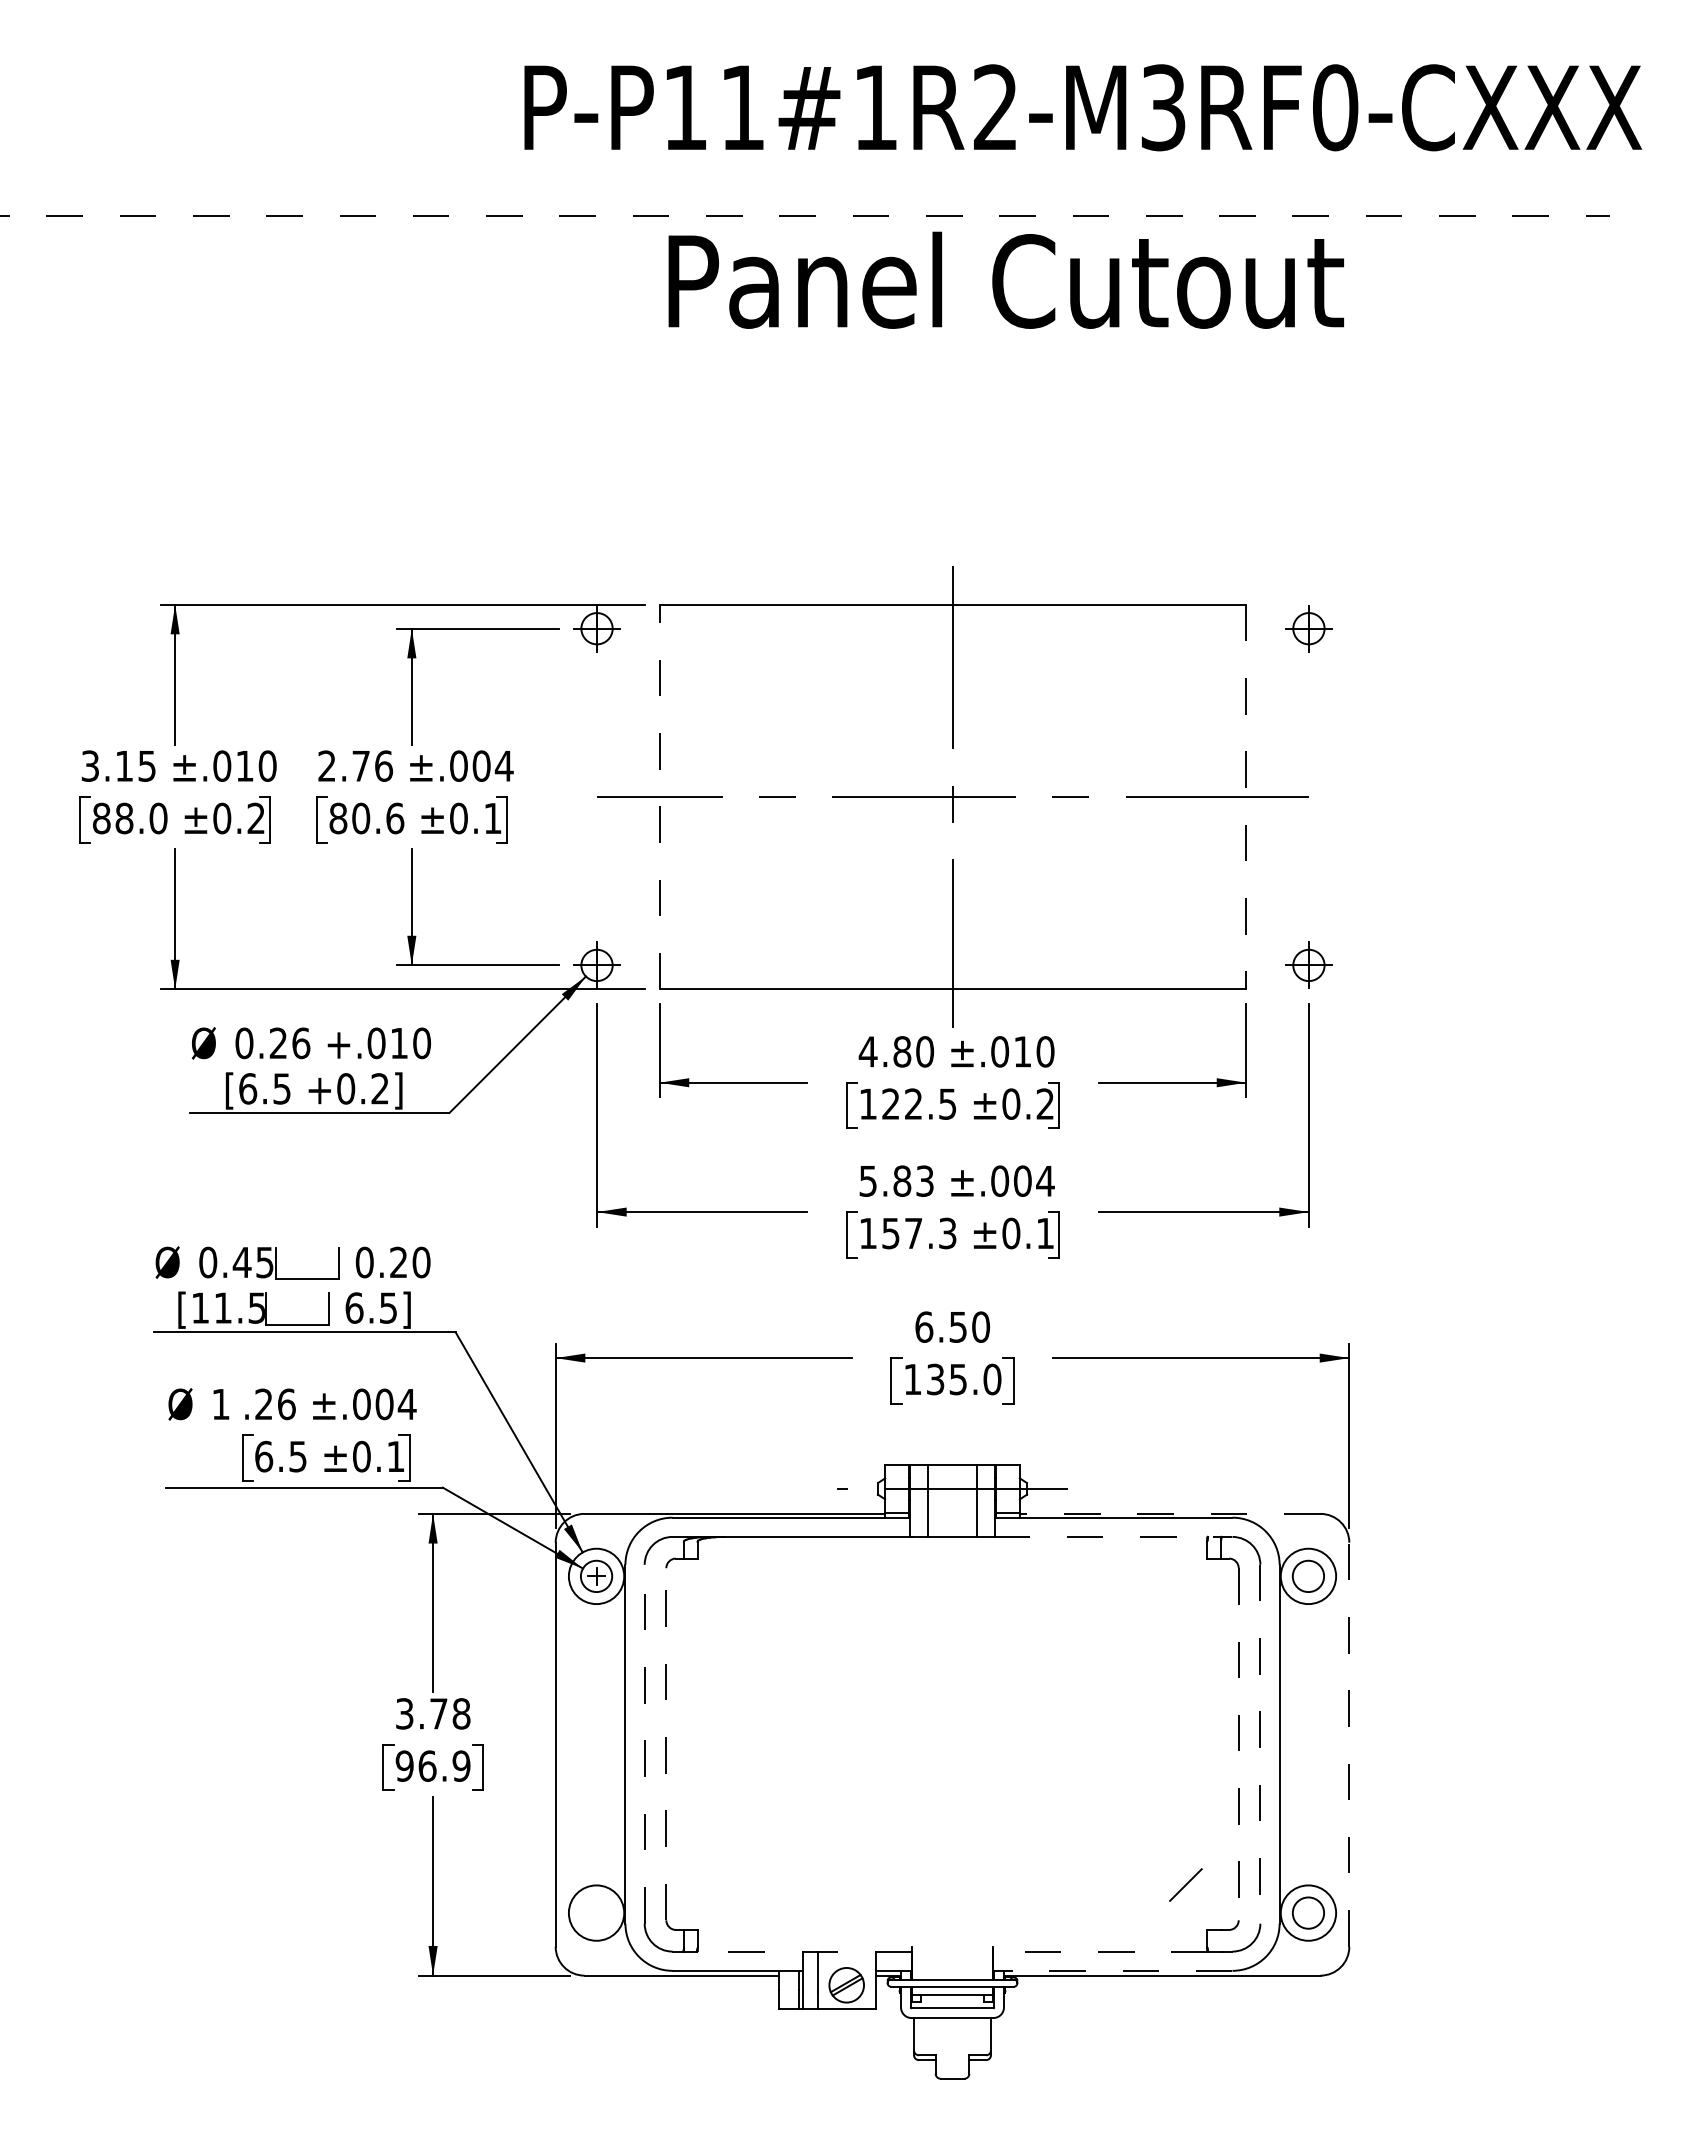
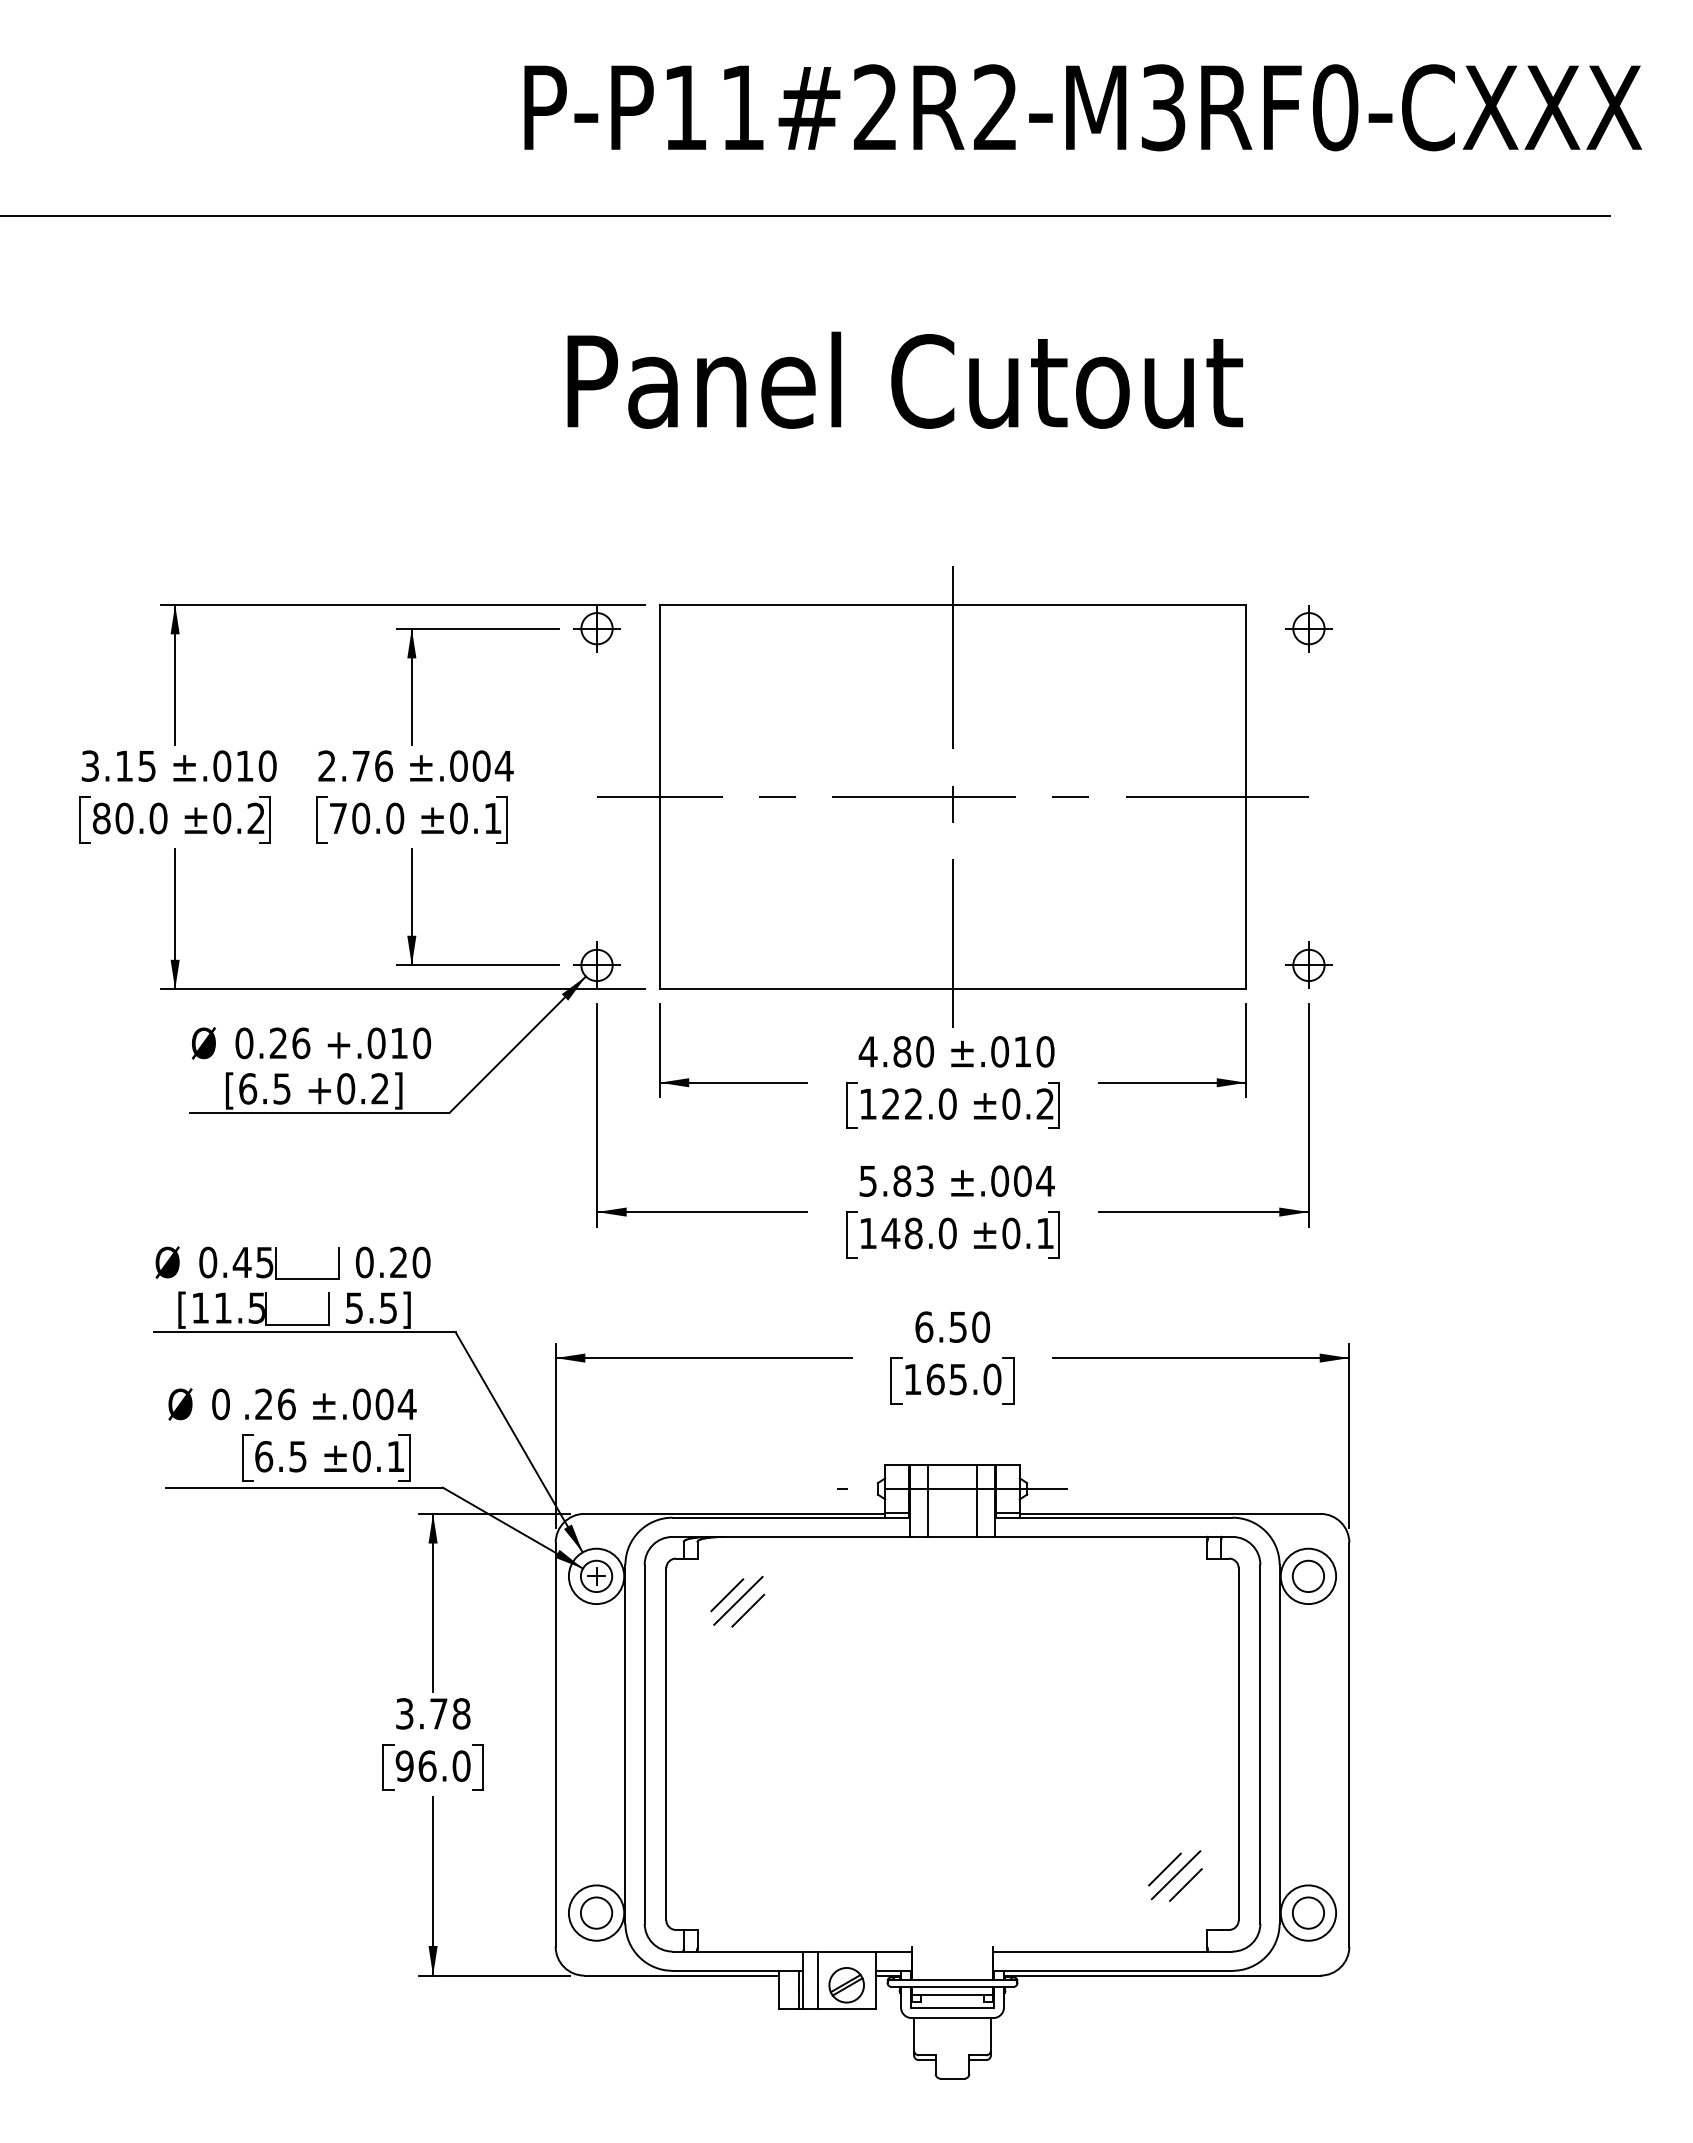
text: P-P11#1R2-M3RF0-CXXX -> P-P11#2R2-M3RF0-CXXX (874, 106)
line: dashed -> solid (805, 216)
text position: (1005, 279) -> (904, 379) (904, 379)
line: dashed -> solid (659, 796)
line: dashed -> solid (1246, 797)
text: 88.0 -> 80.0 (124, 818)
text: 80.6 -> 70.0 (366, 818)
text: 122.5 -> 122.0 (947, 1103)
text: 157.3 -> 148.0 (918, 1233)
text: 6.5] -> 5.5] (354, 1307)
text: 135.0 -> 165.0 (935, 1379)
text: 1 -> 0 (220, 1404)
line: dashed -> solid (1169, 1513)
line: dashed -> solid (1112, 1536)
line: none -> present (727, 1595)
line: none -> present (738, 1600)
line: none -> present (748, 1610)
line: dashed -> solid (644, 1743)
line: dashed -> solid (666, 1743)
line: dashed -> solid (1238, 1744)
line: dashed -> solid (1260, 1744)
line: dashed -> solid (1349, 1744)
text: 96.9 -> 96.0 (461, 1765)
line: none -> present (1164, 1869)
line: none -> present (1175, 1875)
circle: none -> present (596, 1912)
line: dashed -> solid (803, 1951)
line: dashed -> solid (1100, 1951)
line: dashed -> solid (1112, 1970)
